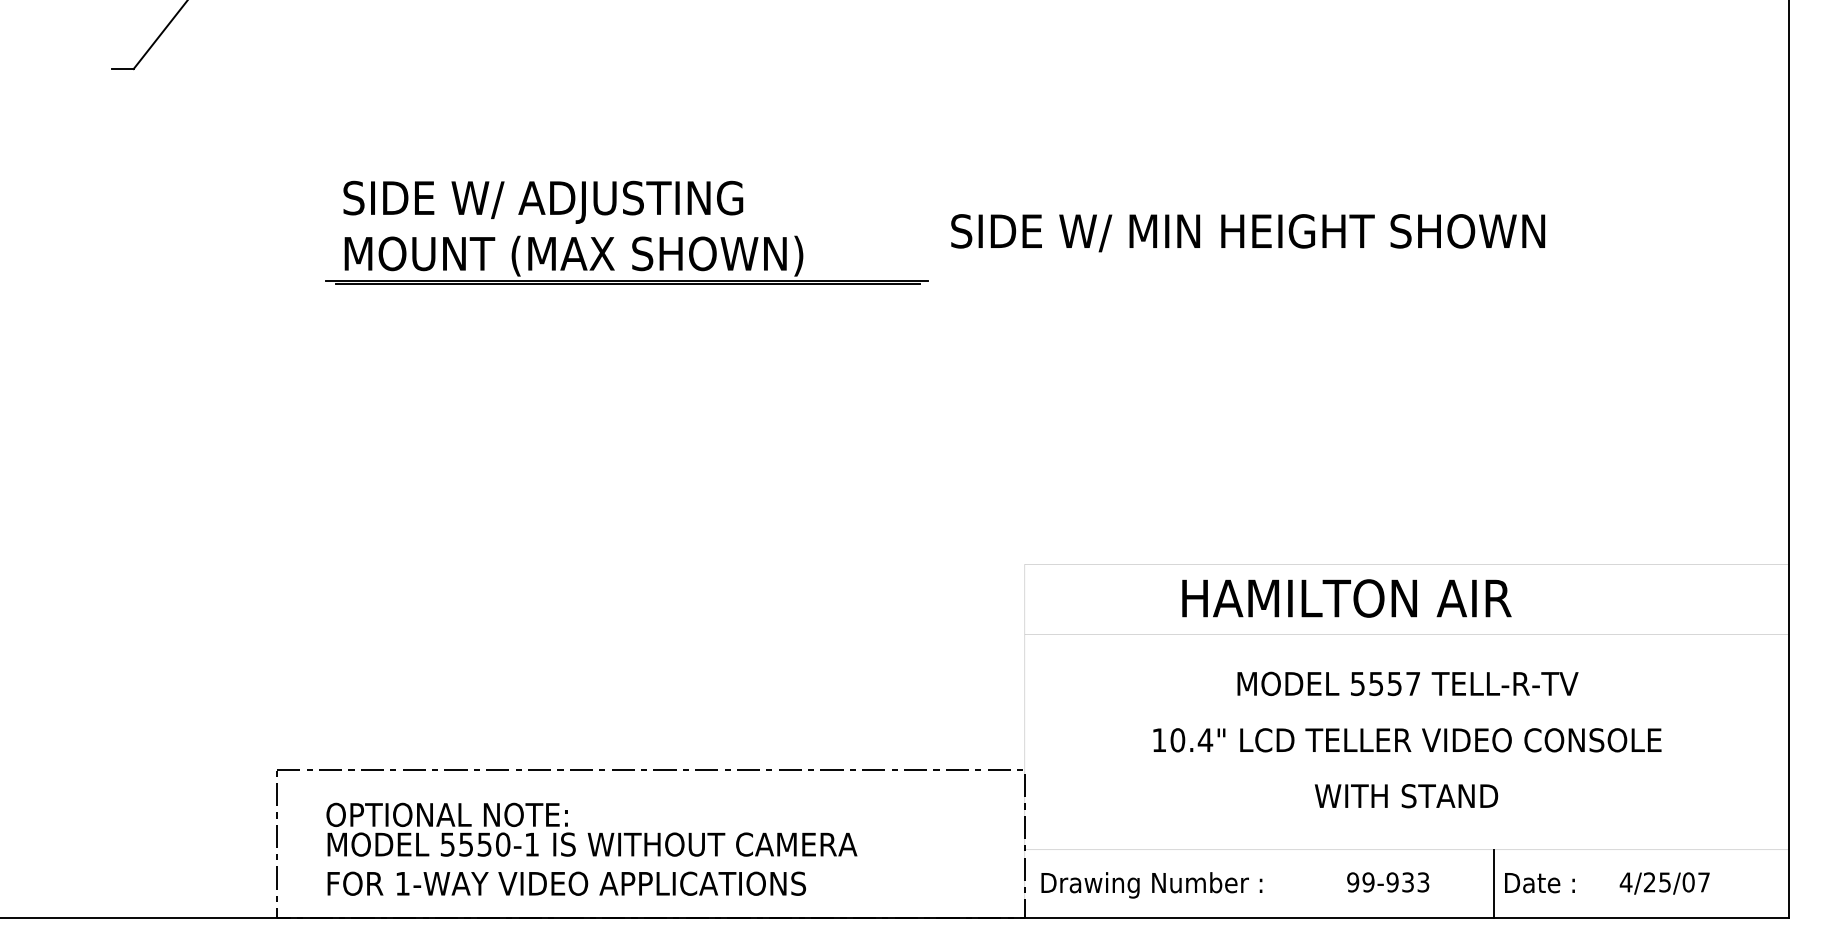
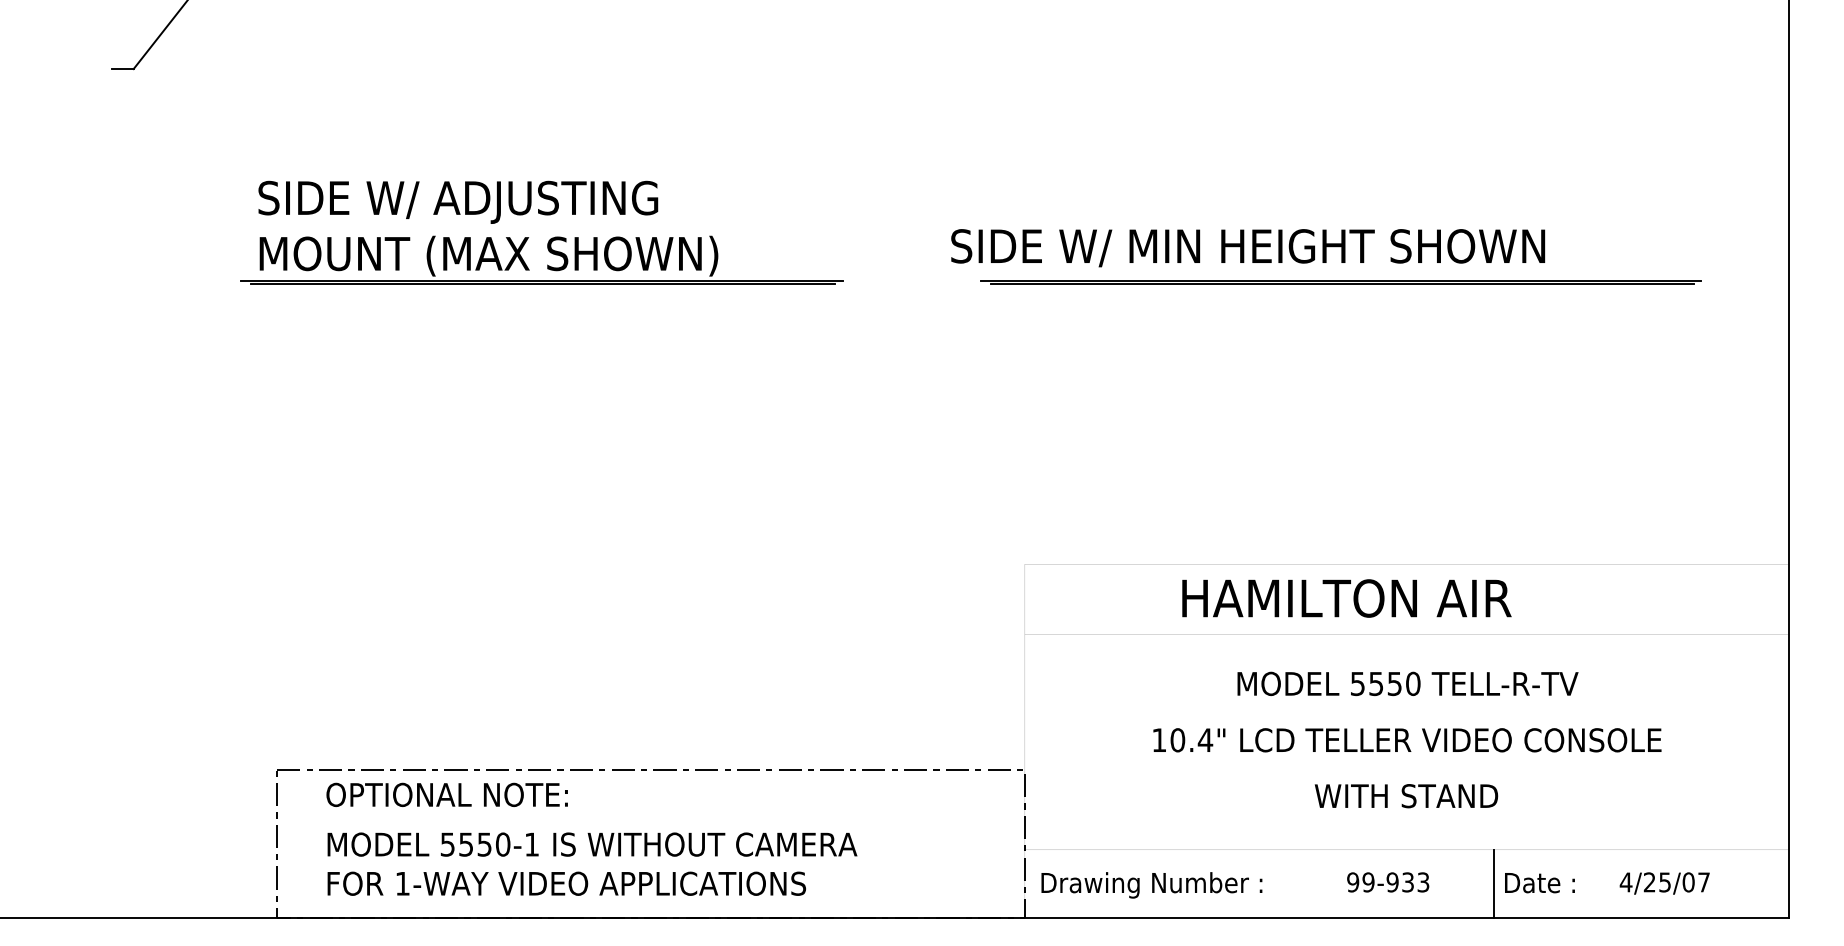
text position: (1248, 233) -> (1248, 248) (1248, 248)
part position: (634, 239) -> (549, 239) (549, 239)
line: none -> present (1340, 281)
text: 5557 -> 5550 (1413, 683)
text position: (446, 814) -> (446, 794) (446, 794)
